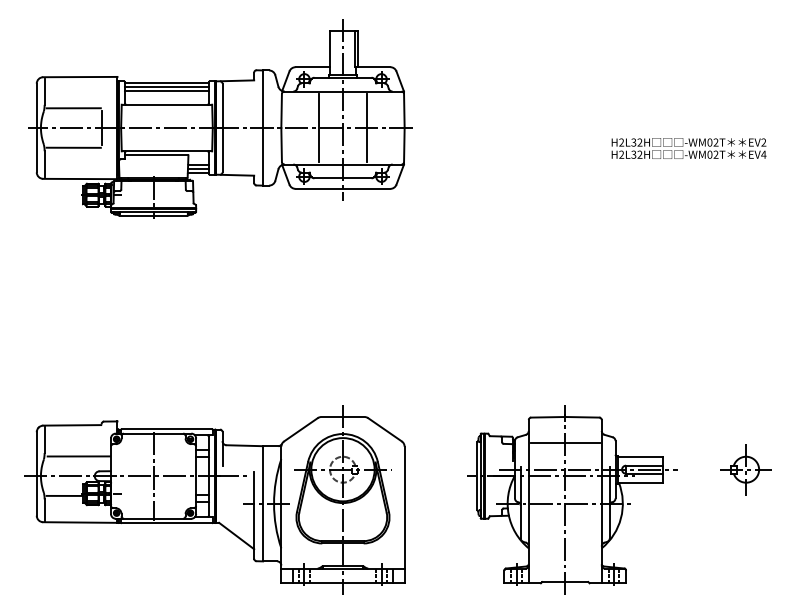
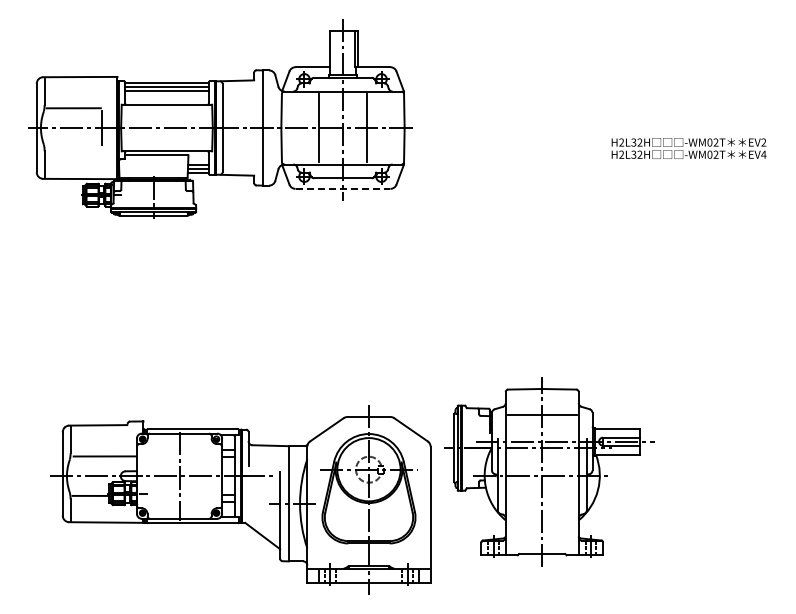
line: present -> none (73, 147)
line: solid -> dashed (343, 188)
part: present -> none (745, 469)
part position: (214, 499) -> (240, 499) (240, 499)
part position: (572, 499) -> (549, 471) (549, 471)
